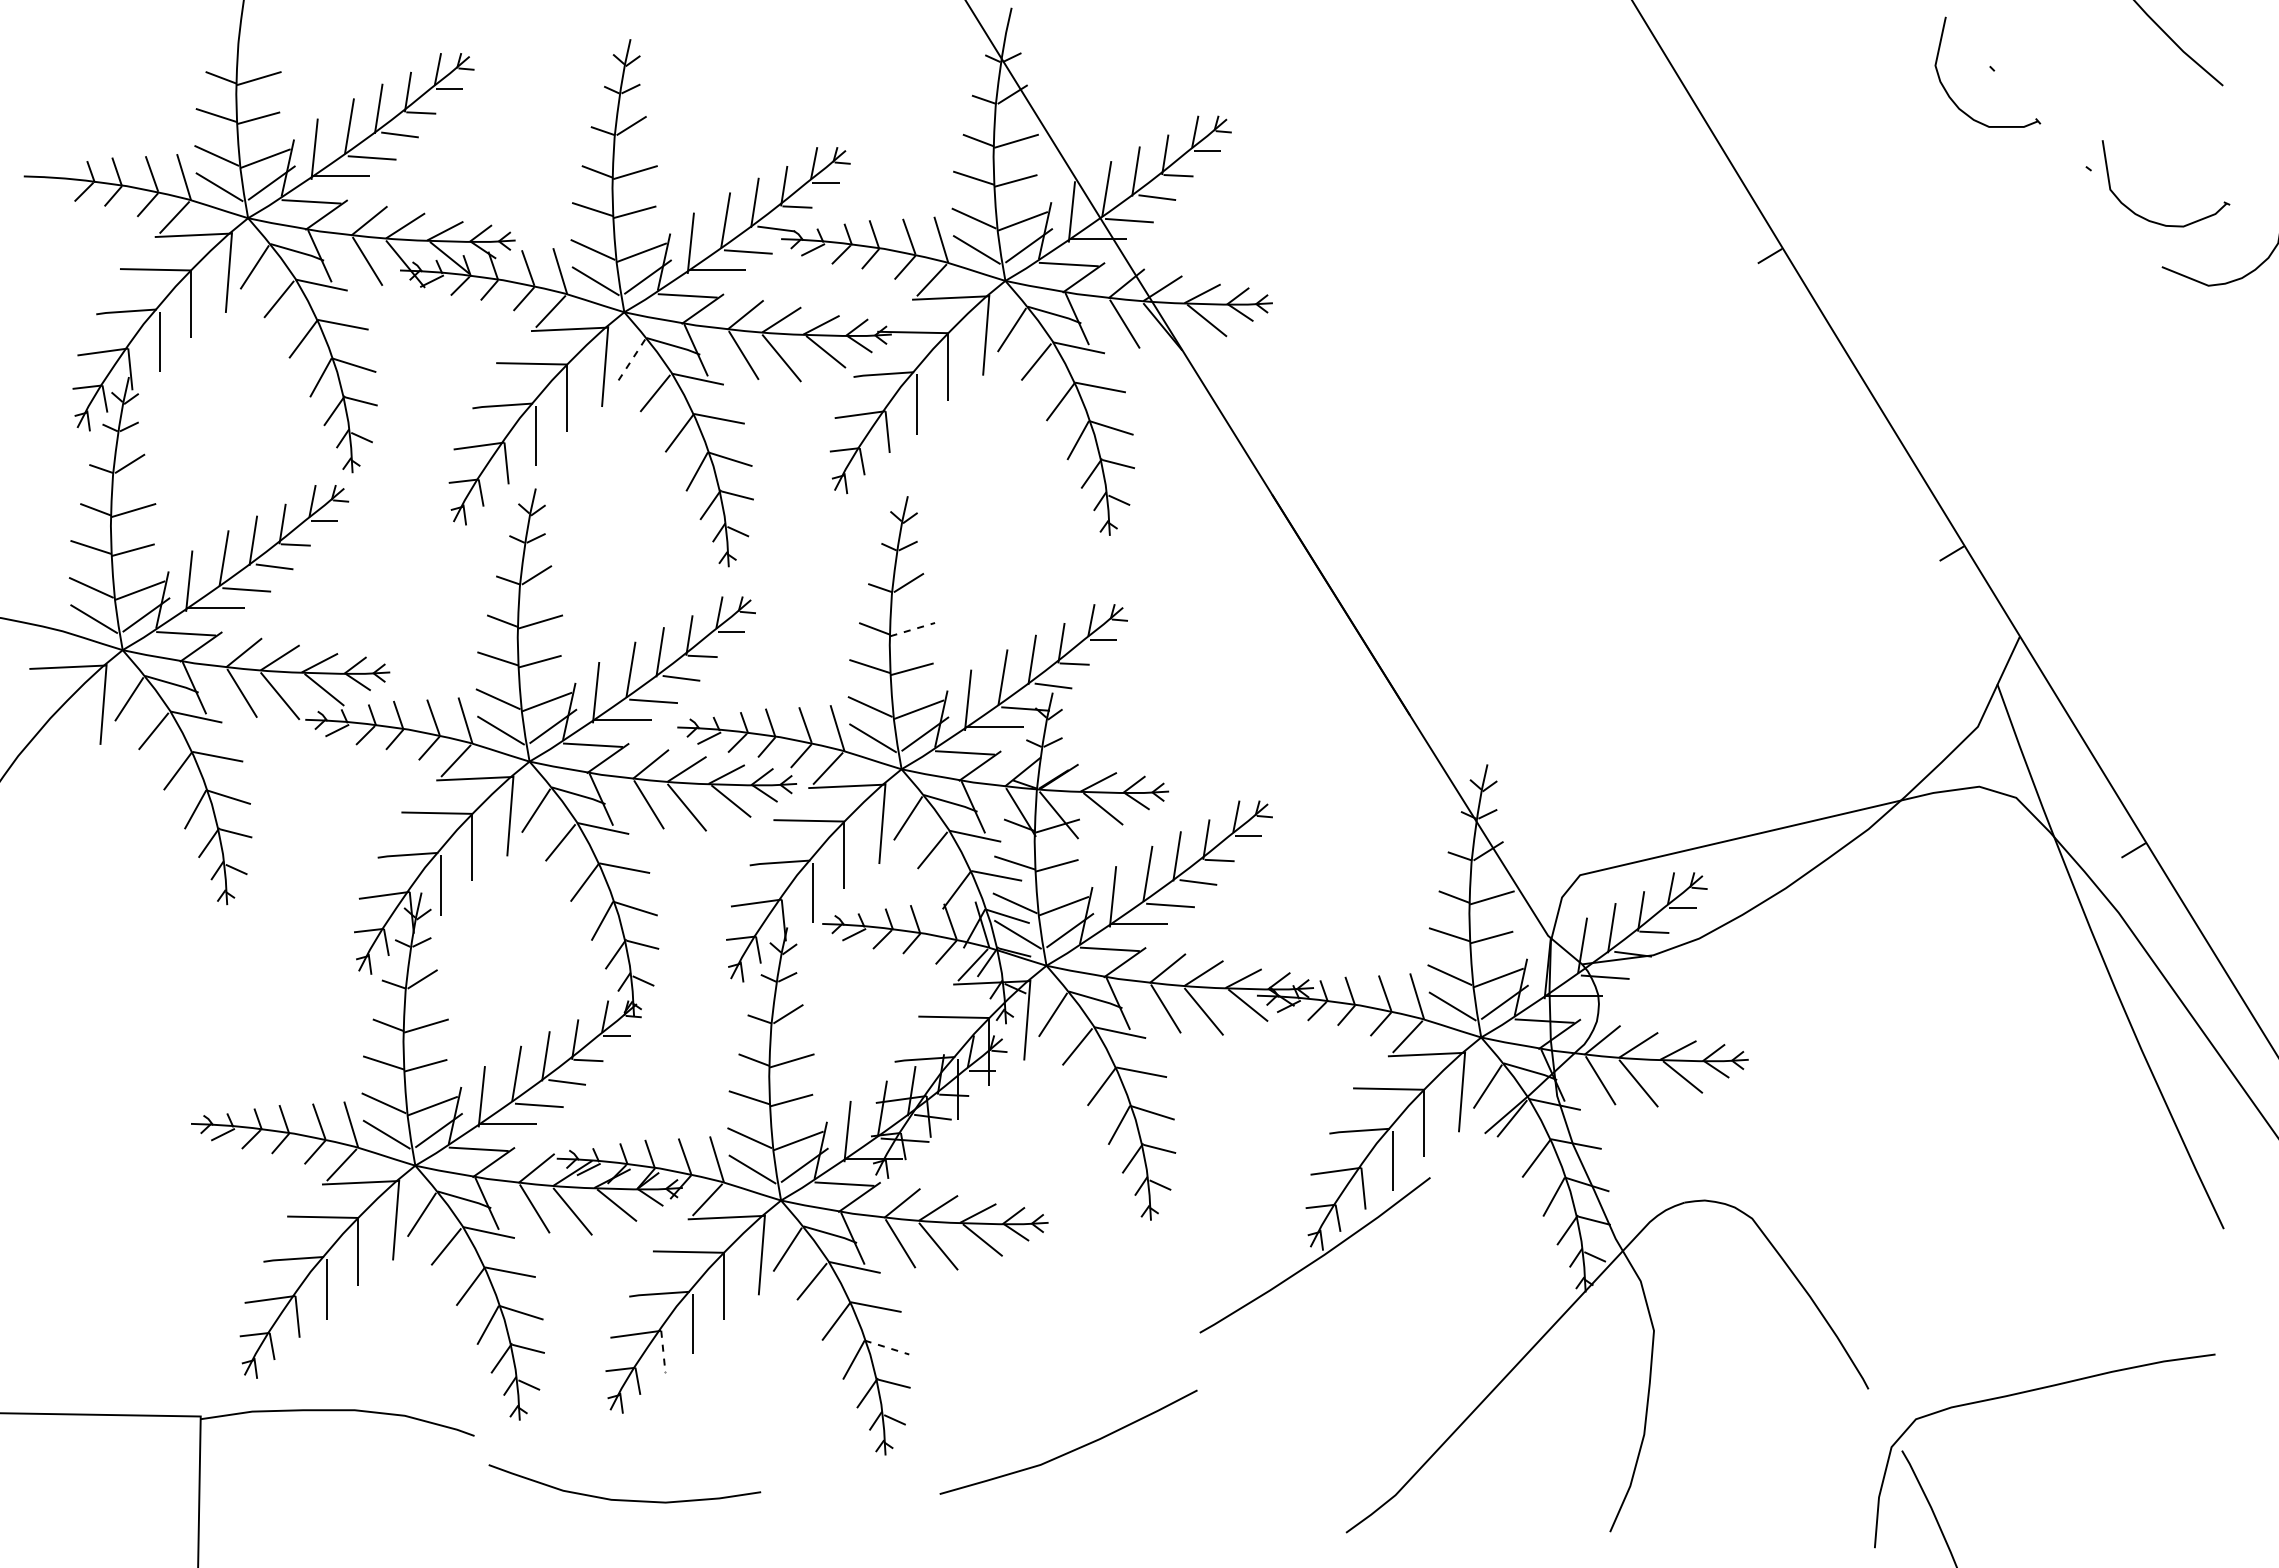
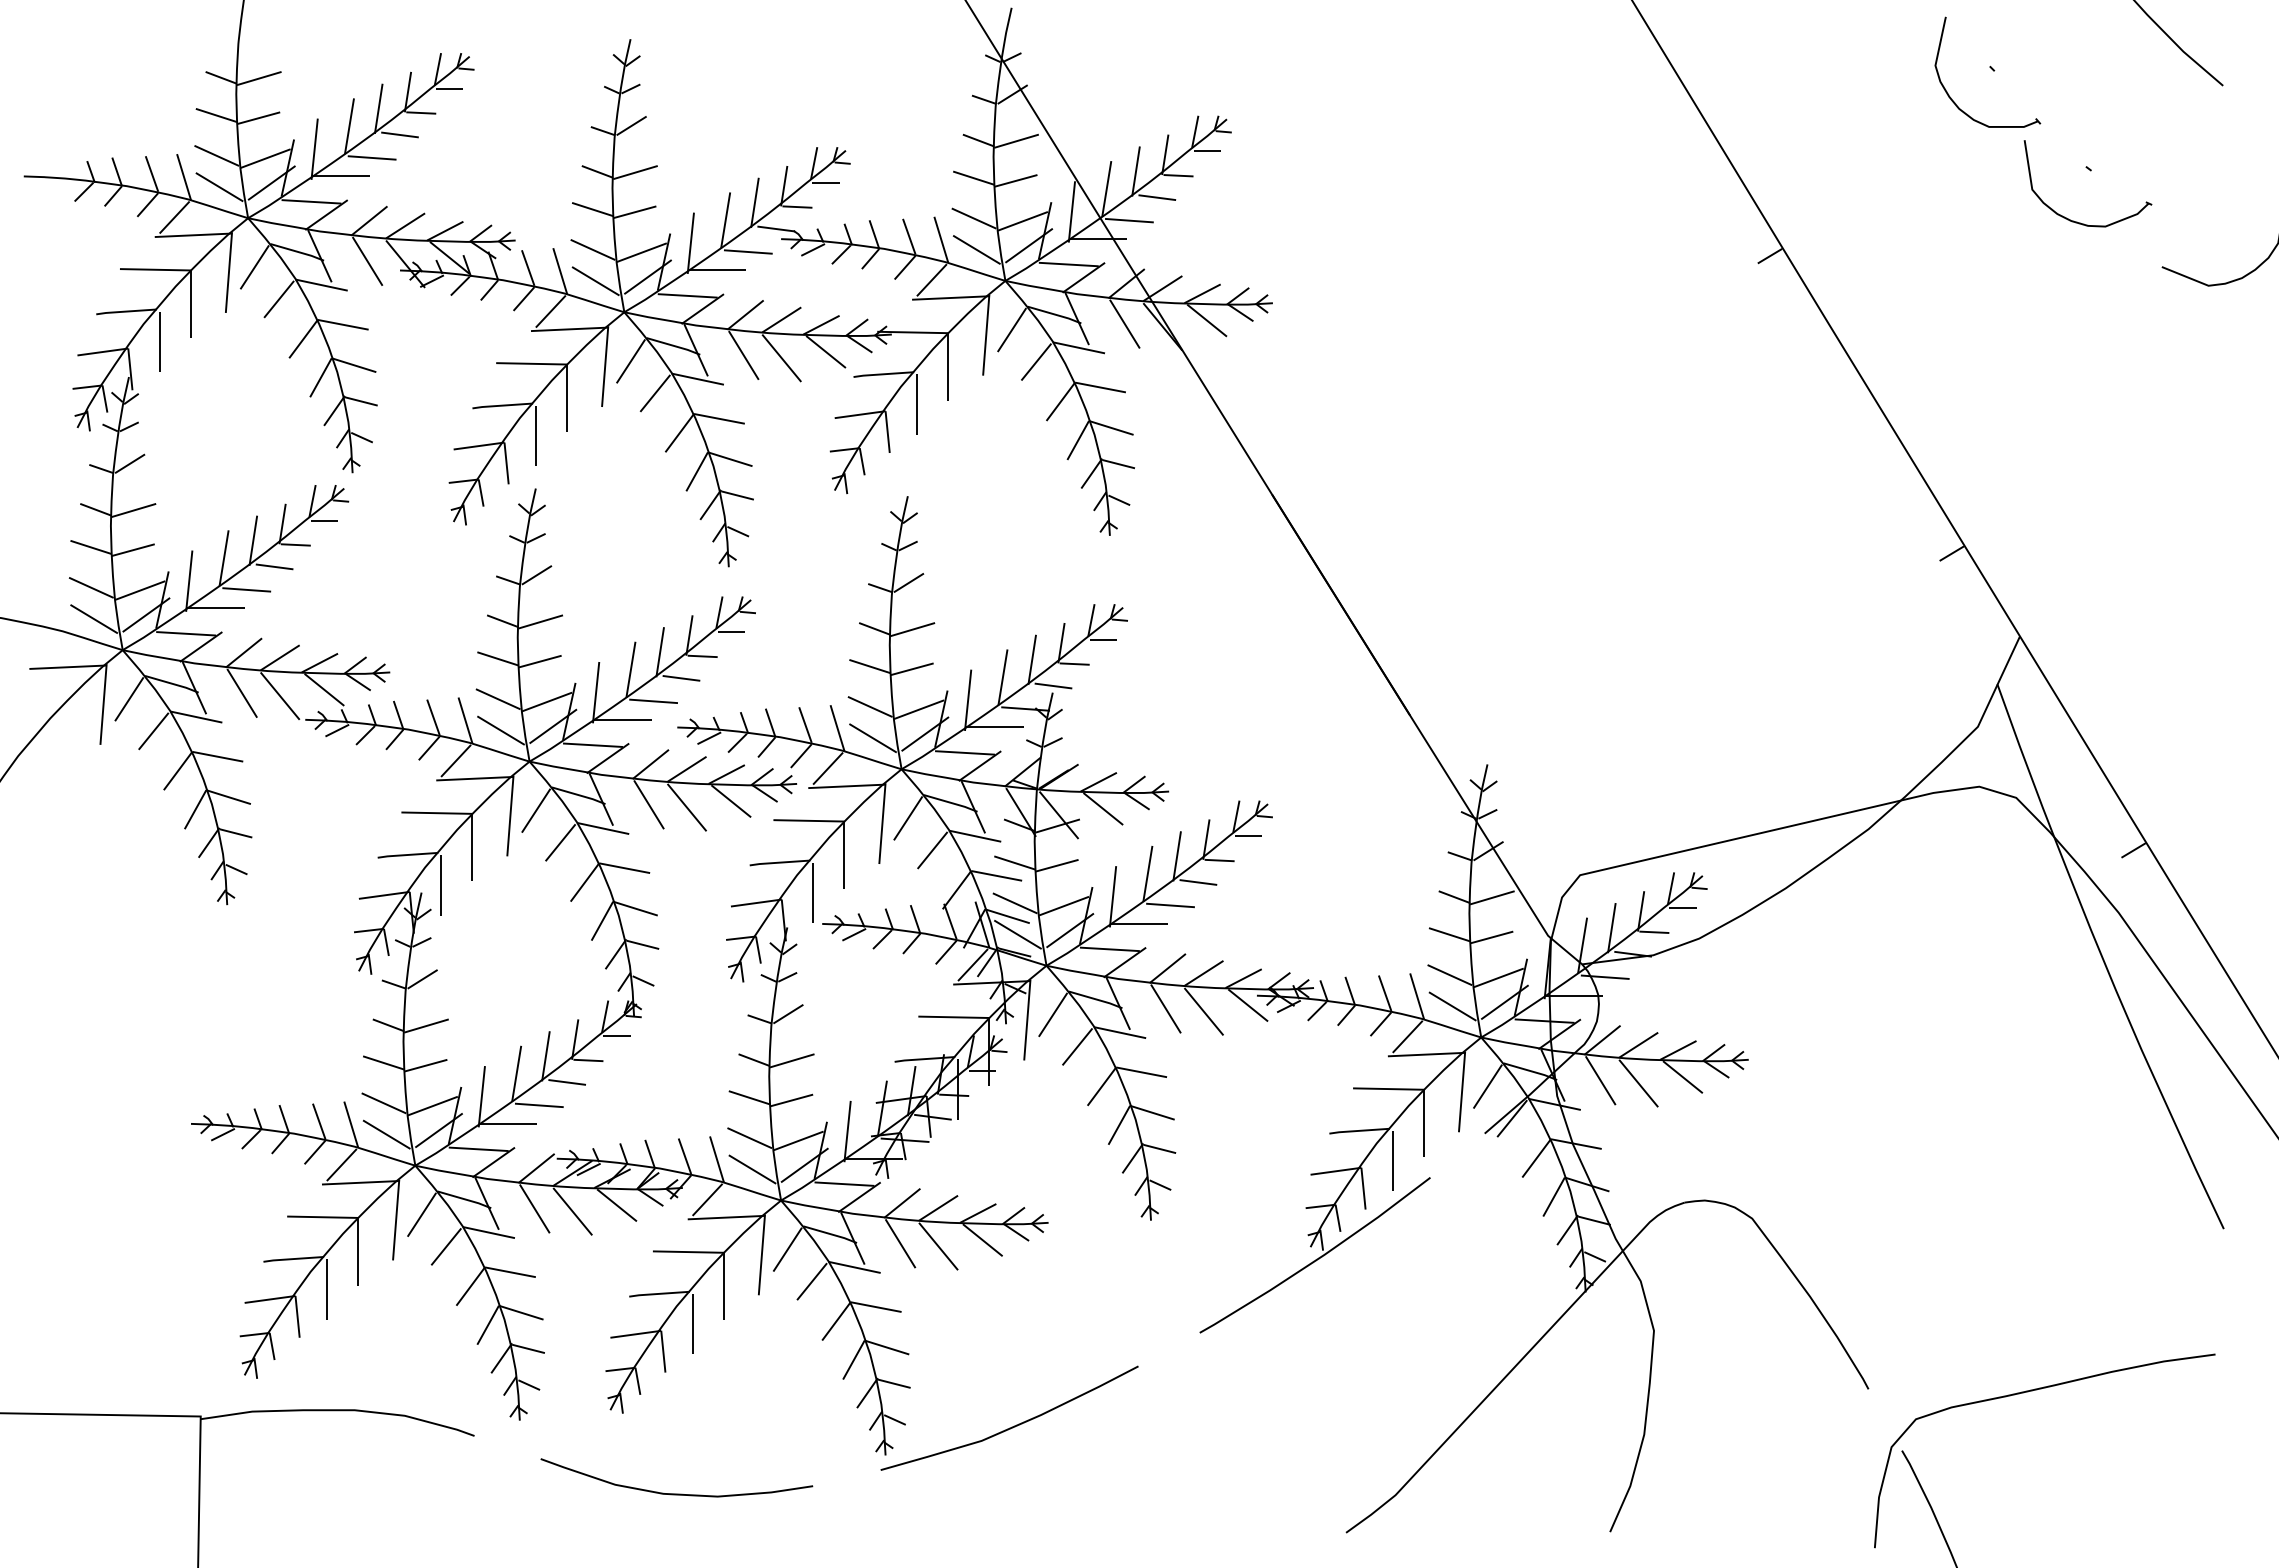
part position: (2155, 221) -> (2077, 221) (2077, 221)
line: dashed -> solid (630, 361)
line: dashed -> solid (913, 629)
line: dashed -> solid (886, 1347)
line: dashed -> solid (663, 1352)
curve position: (1070, 1450) -> (1011, 1426) (1011, 1426)
curve position: (624, 1499) -> (676, 1493) (676, 1493)
